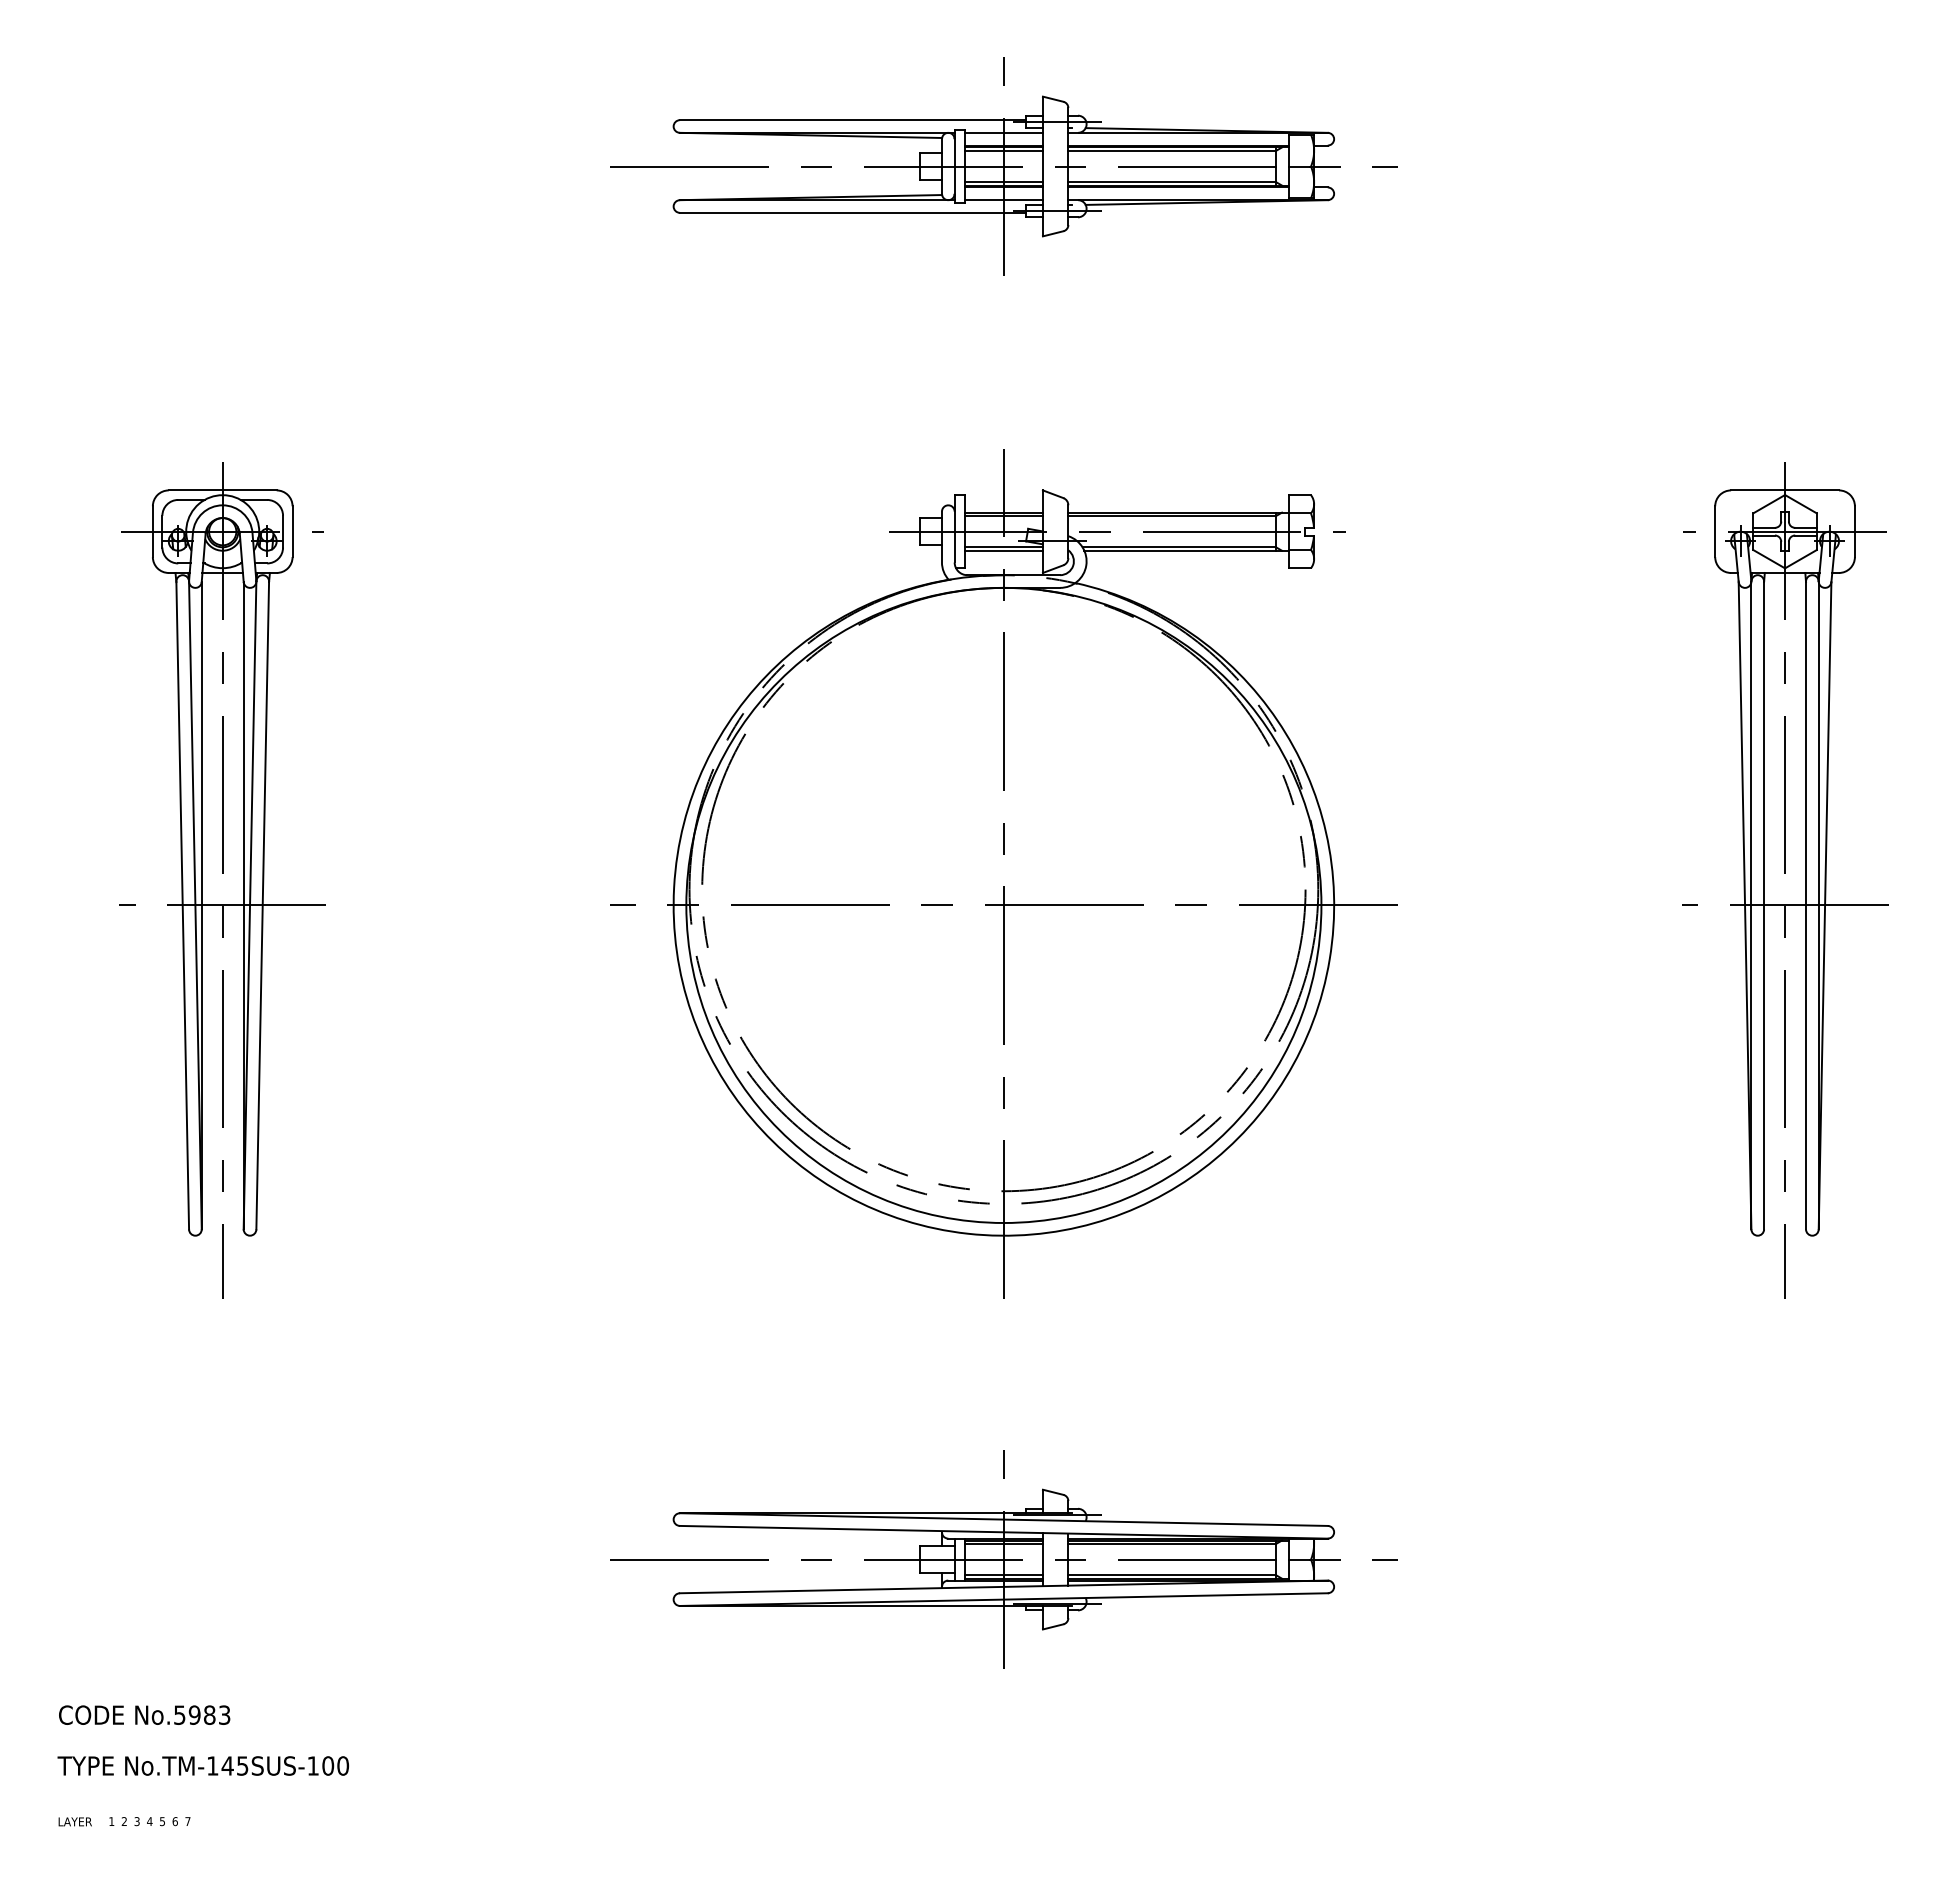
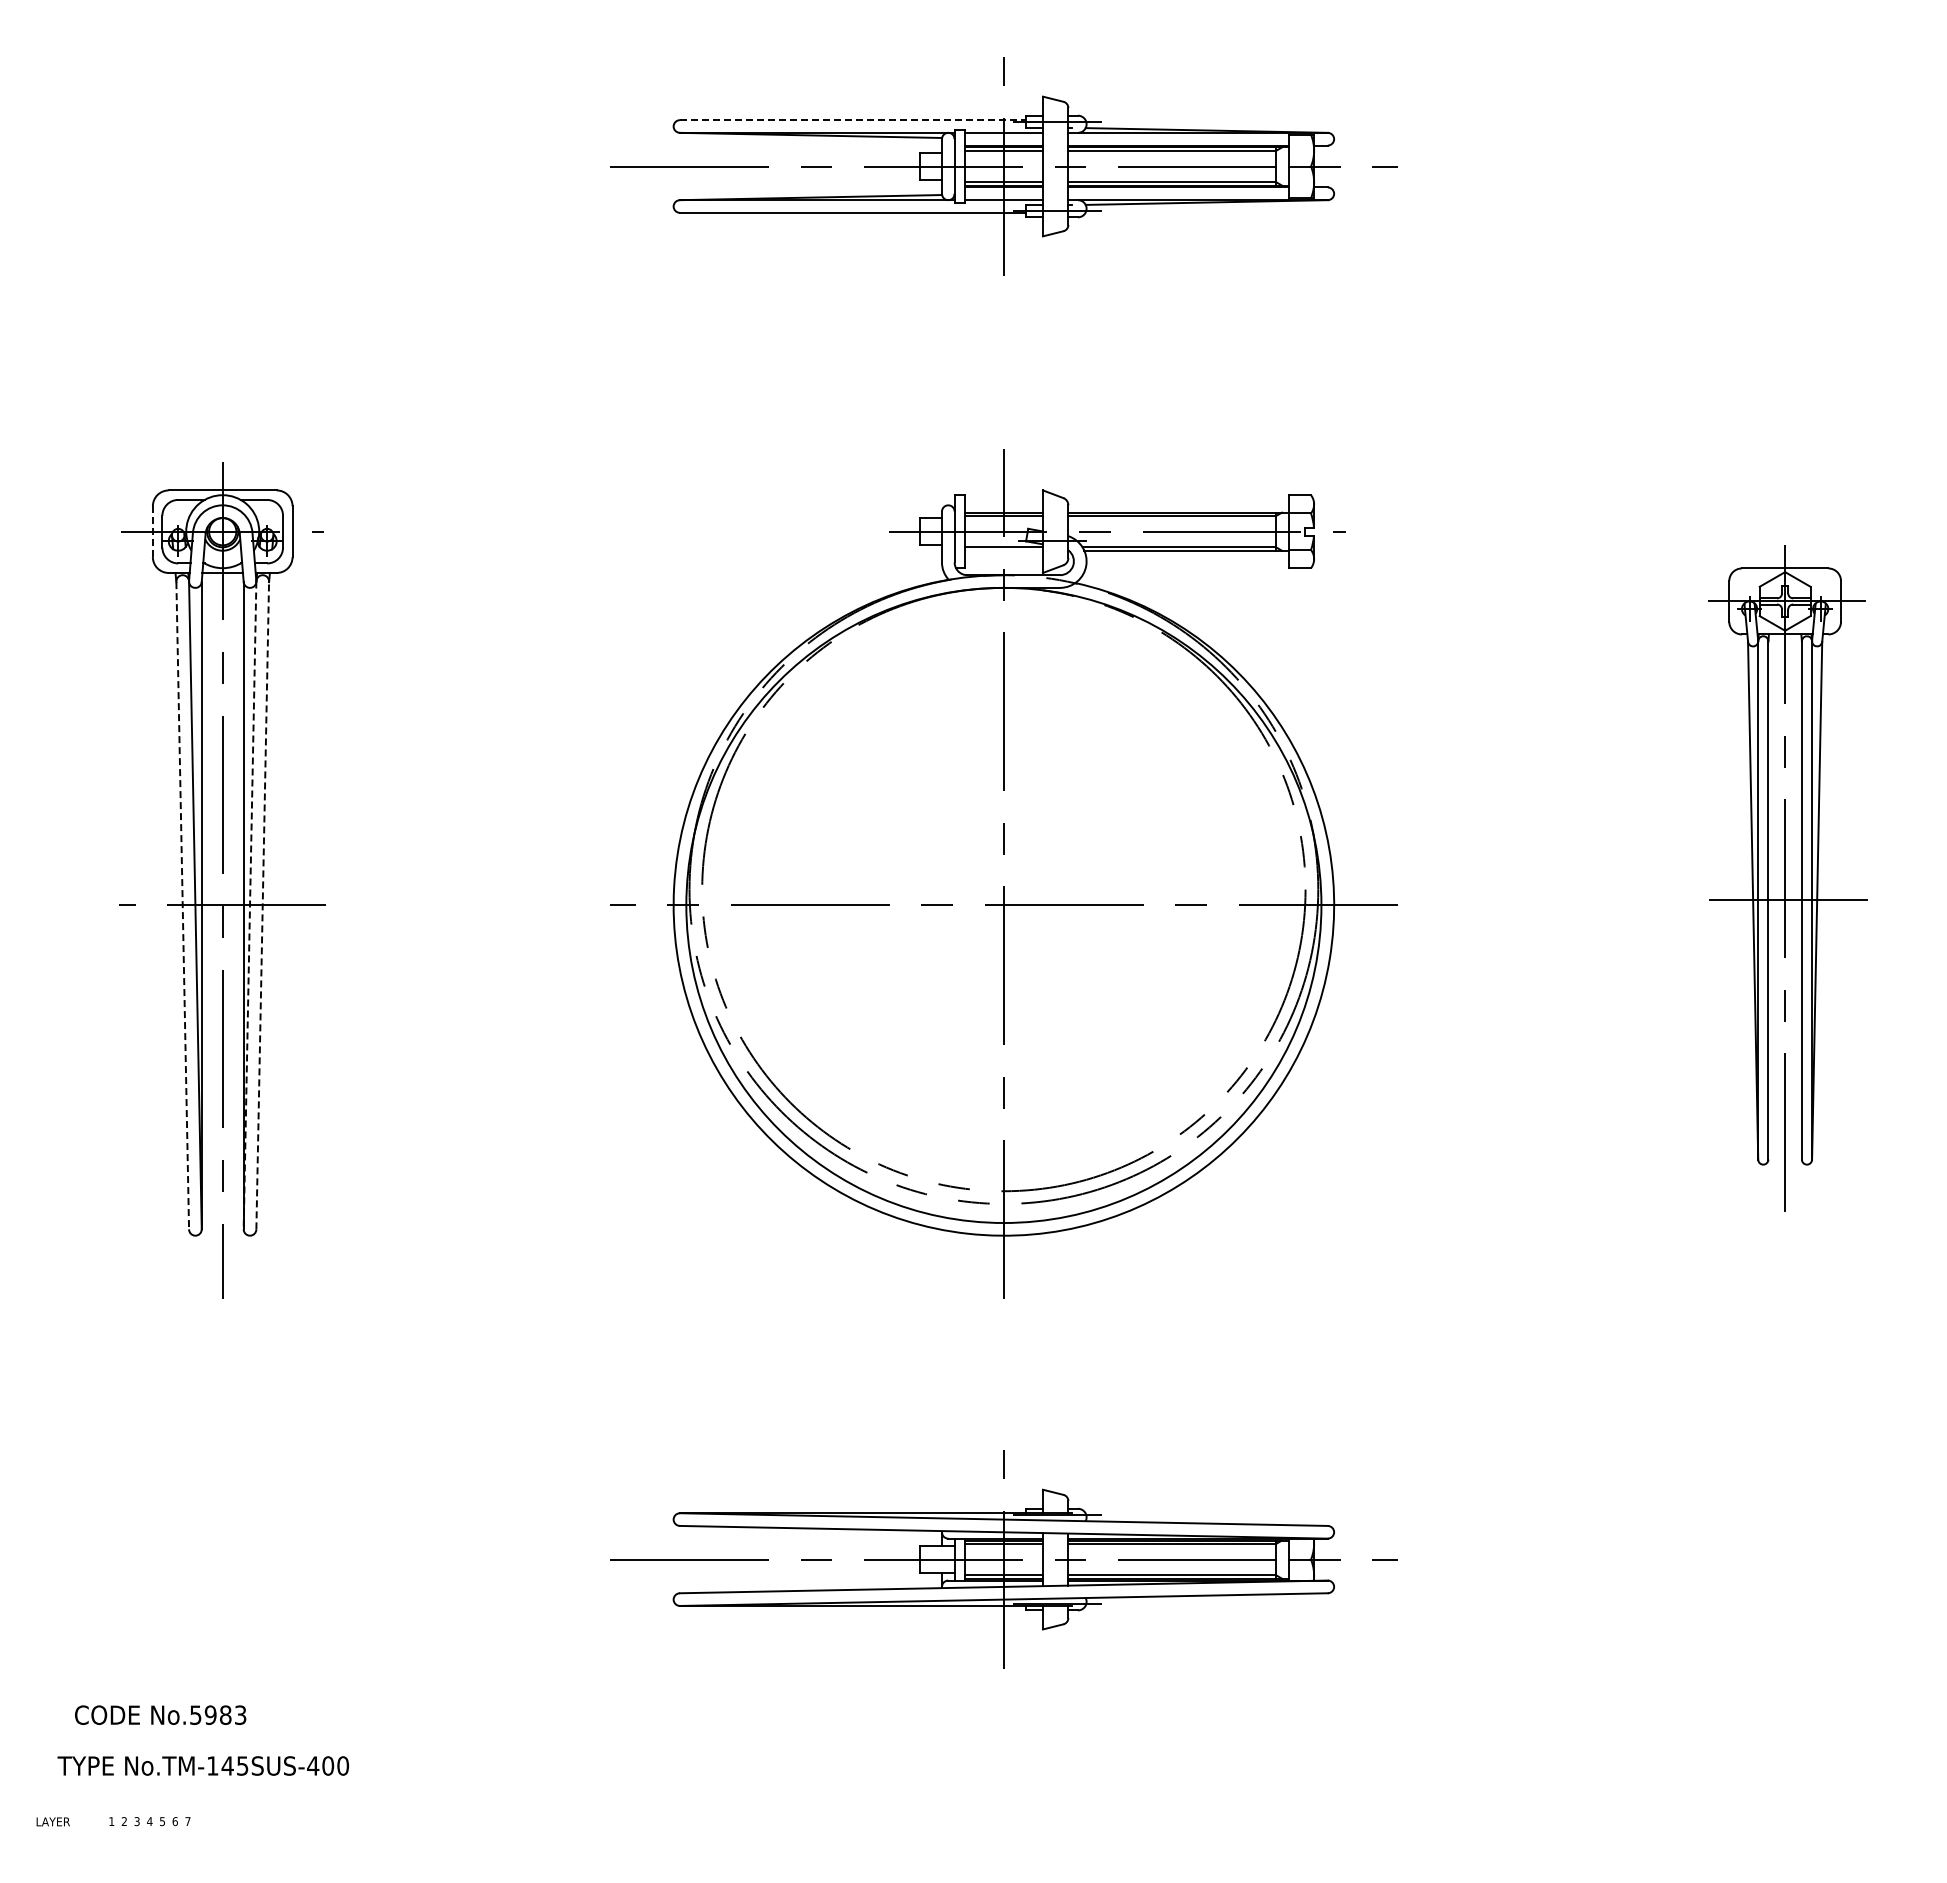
line: solid -> dashed (853, 120)
line: solid -> dashed (152, 532)
line: present -> none (1003, 550)
part size: 207x837 px -> 160x667 px (1787, 878)
line: solid -> dashed (182, 905)
line: solid -> dashed (250, 905)
line: solid -> dashed (262, 905)
text position: (144, 1714) -> (160, 1714) (160, 1714)
text: No.TM-145SUS-100 -> No.TM-145SUS-400 (313, 1765)
text position: (74, 1821) -> (52, 1821) (52, 1821)
